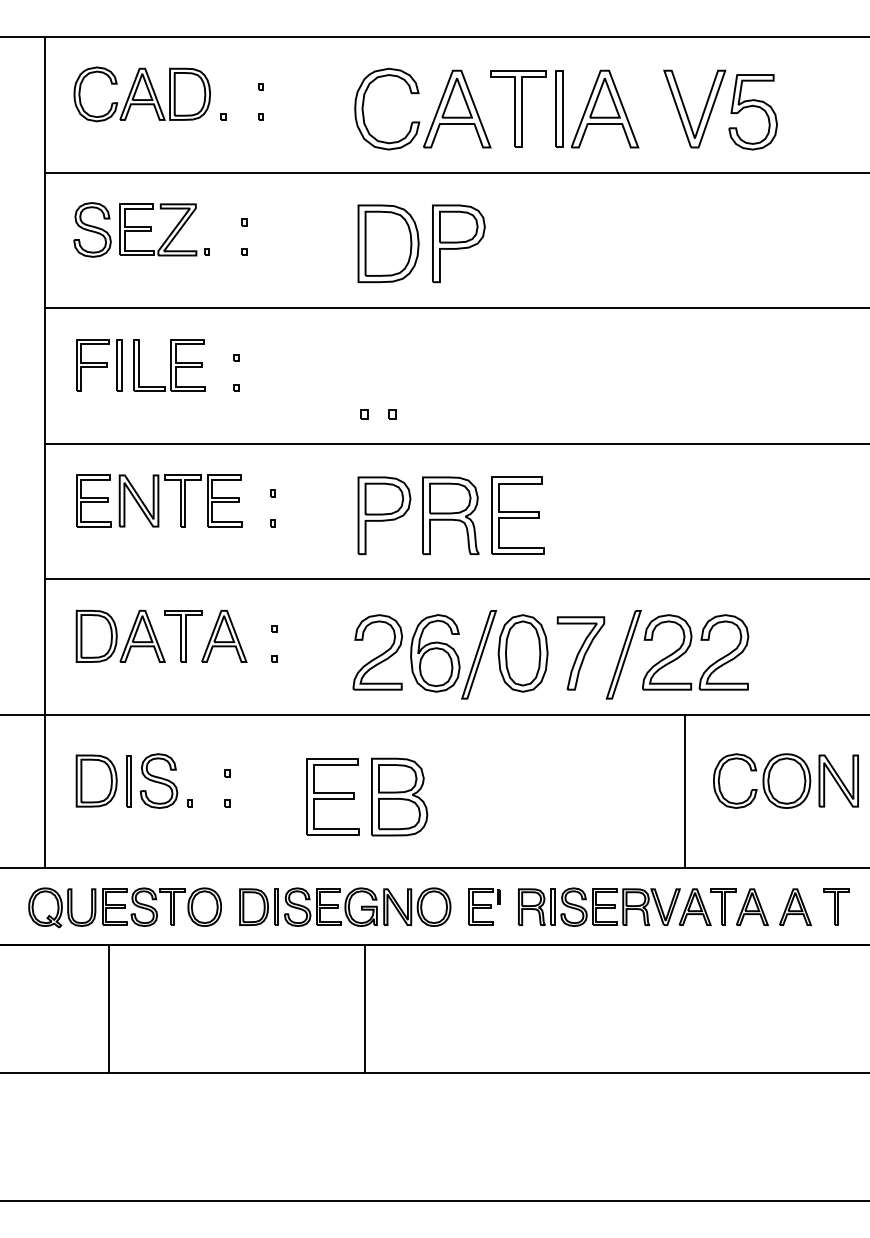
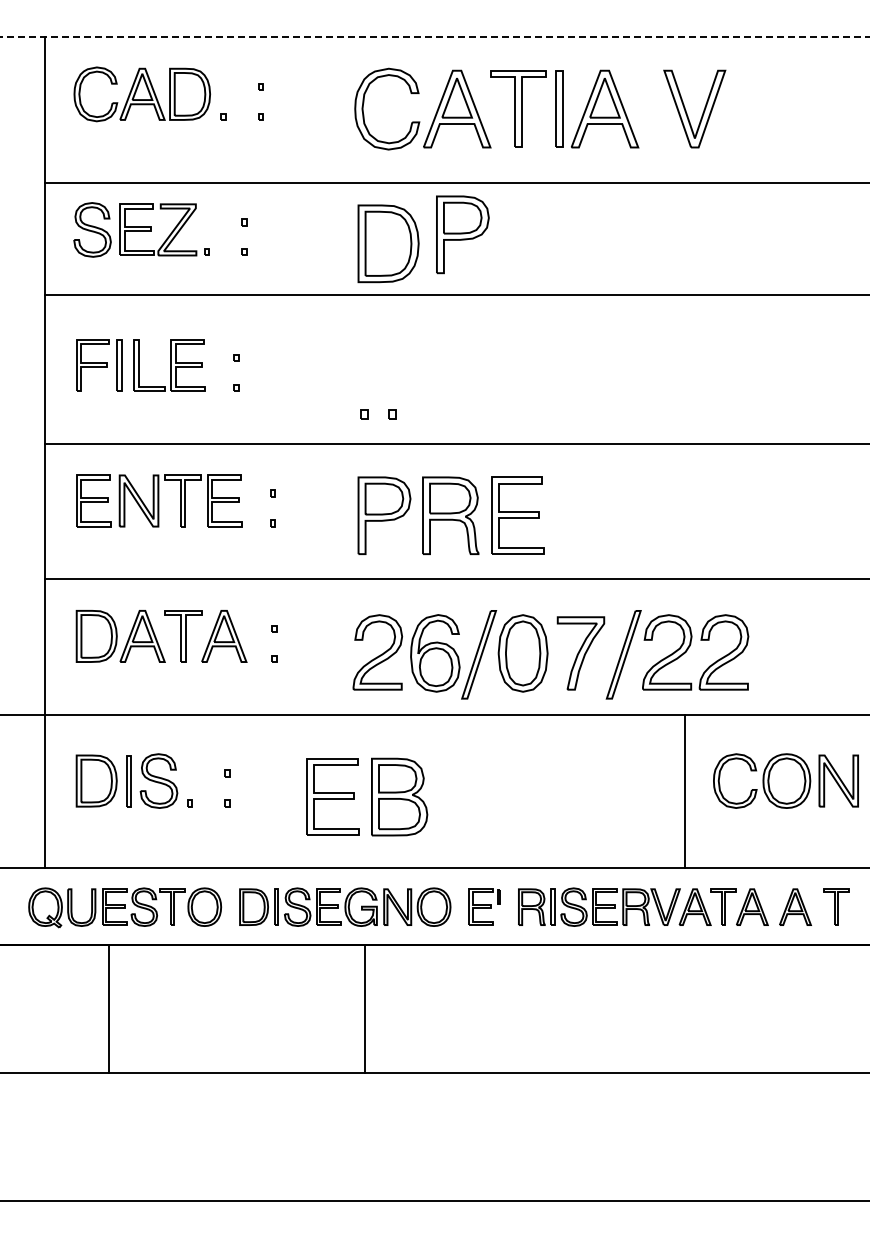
line: solid -> dashed (435, 37)
part: present -> none (752, 112)
line position: (455, 172) -> (455, 182) (455, 182)
part position: (458, 243) -> (462, 234) (462, 234)
line position: (455, 308) -> (455, 295) (455, 295)
